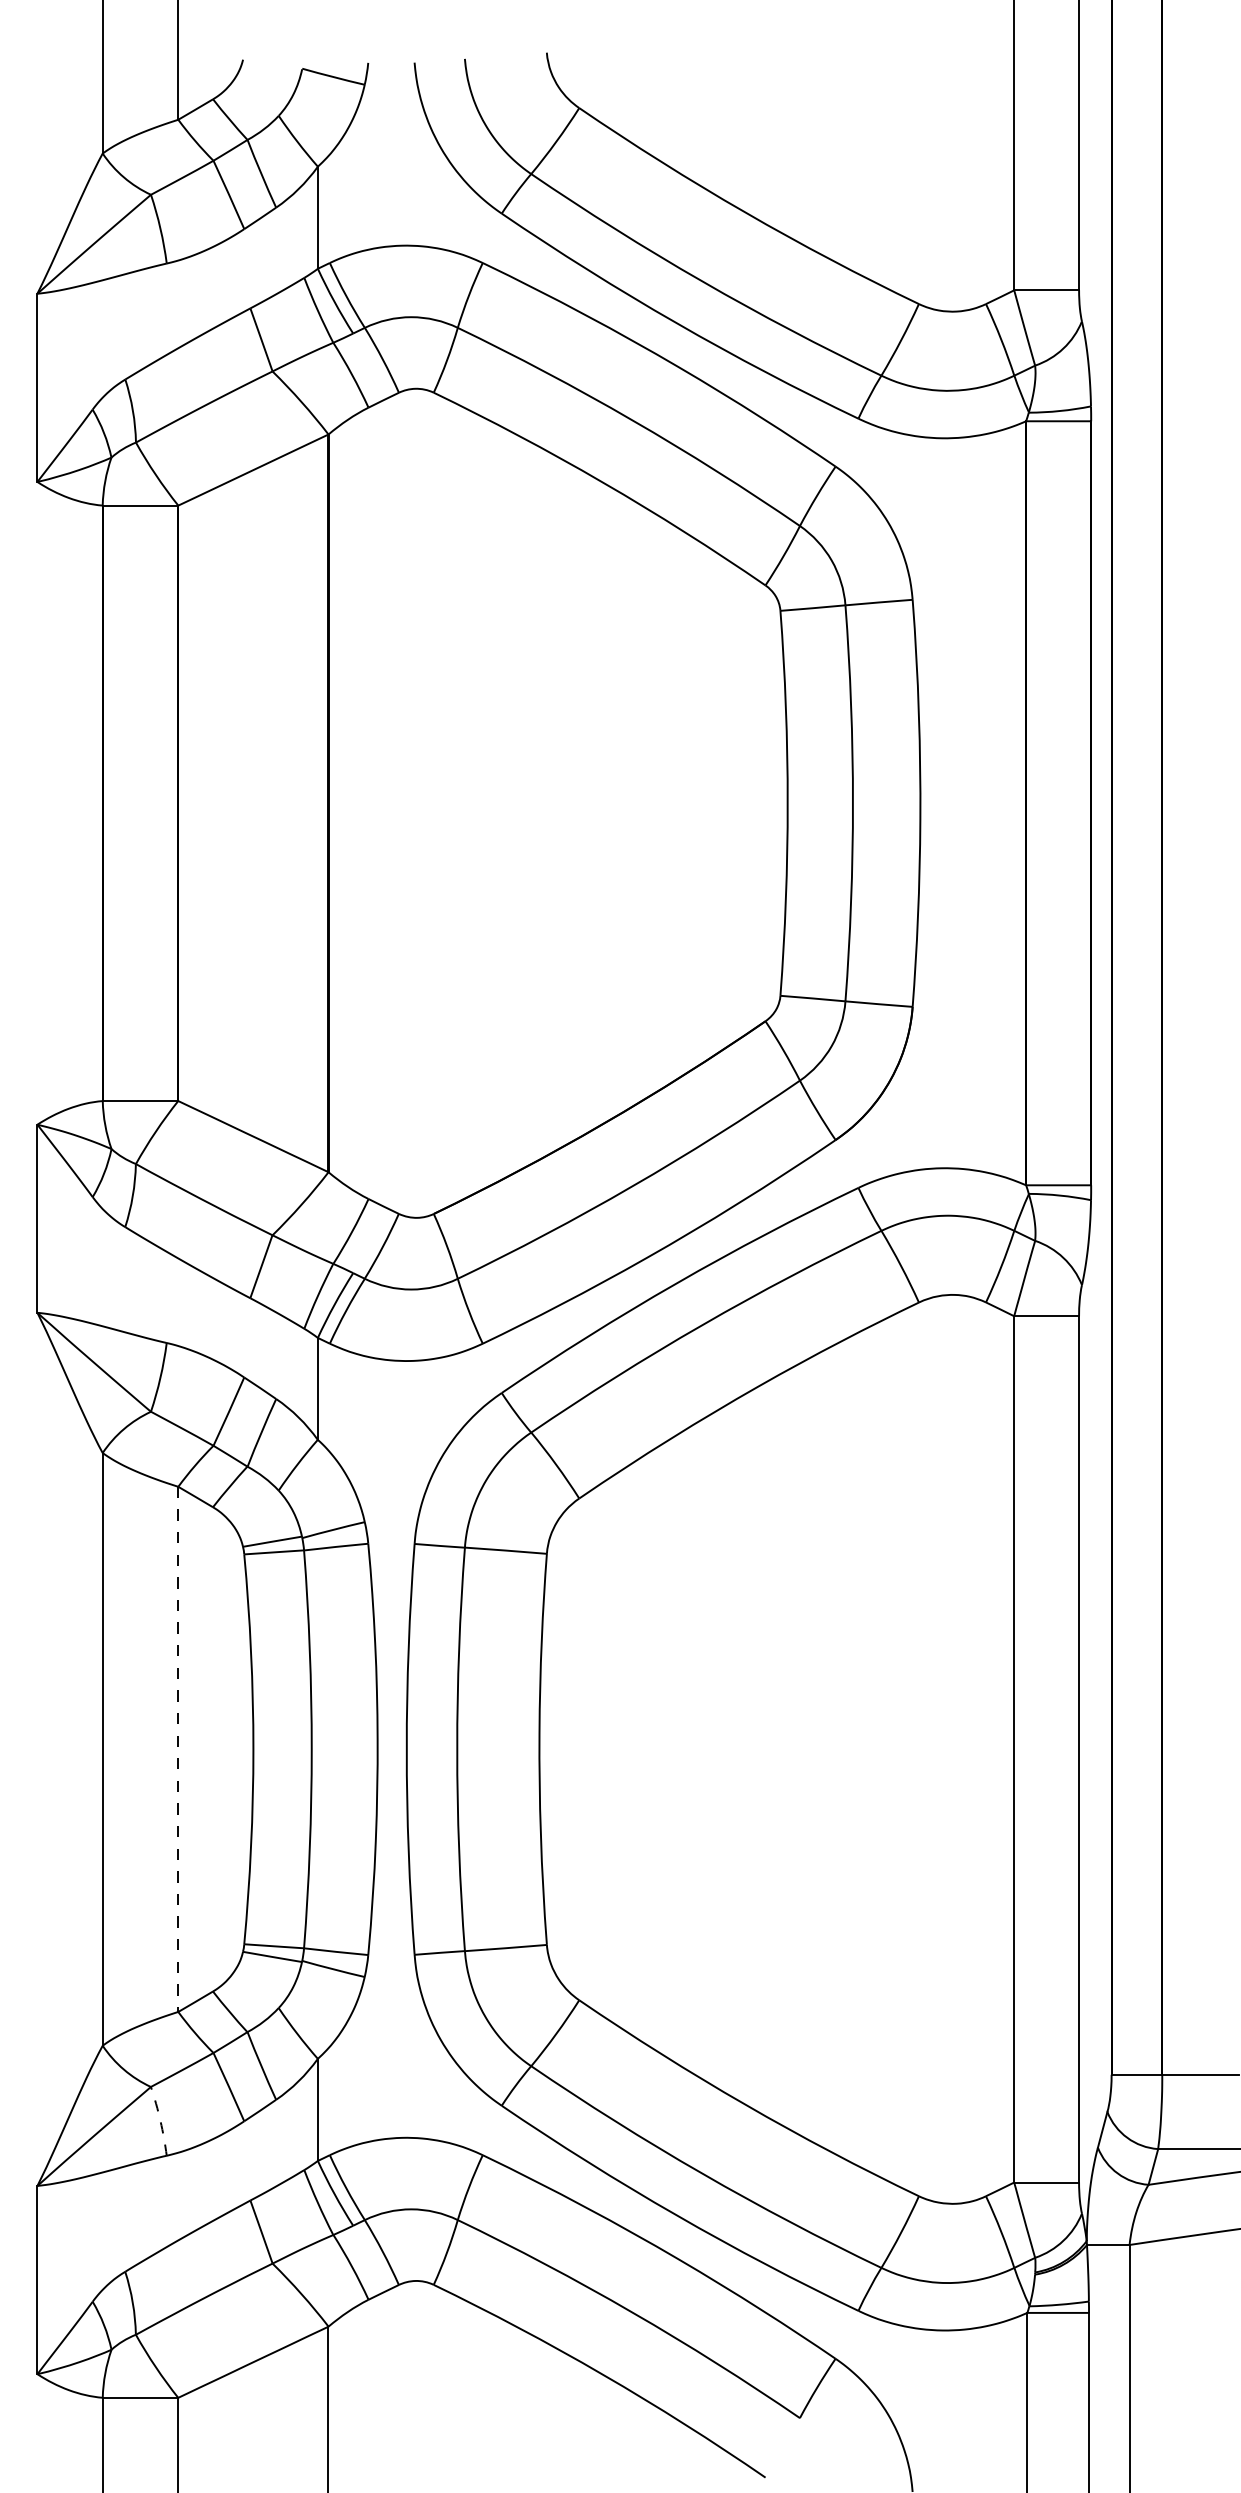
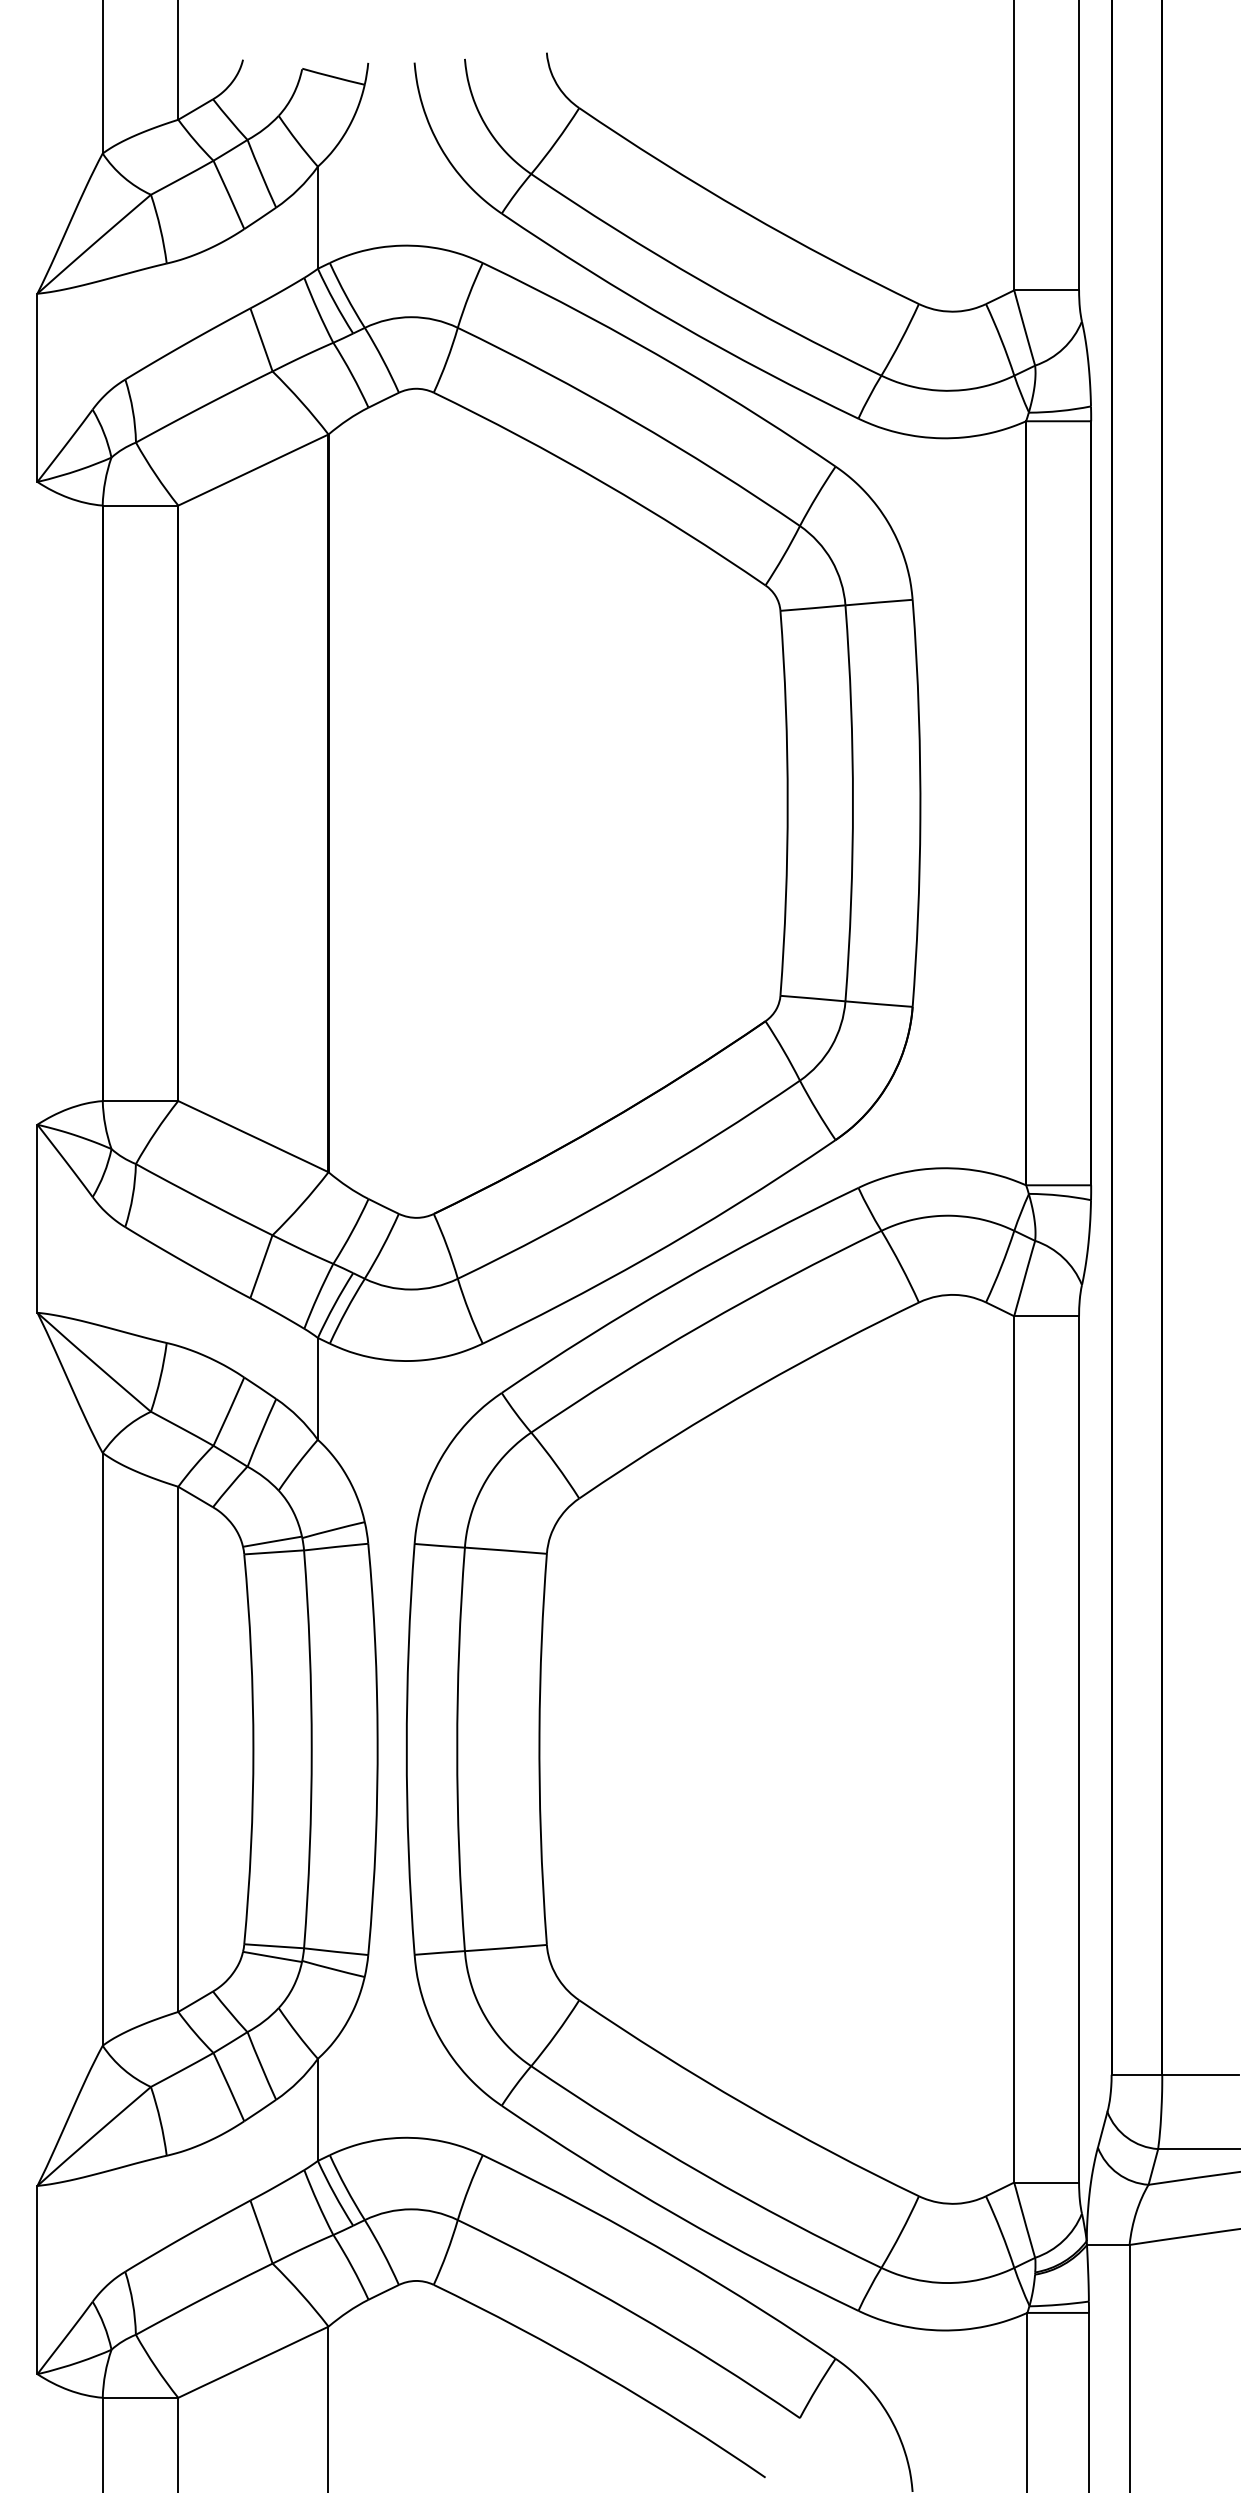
line: dashed -> solid (178, 1749)
arc: dashed -> solid (160, 2120)
